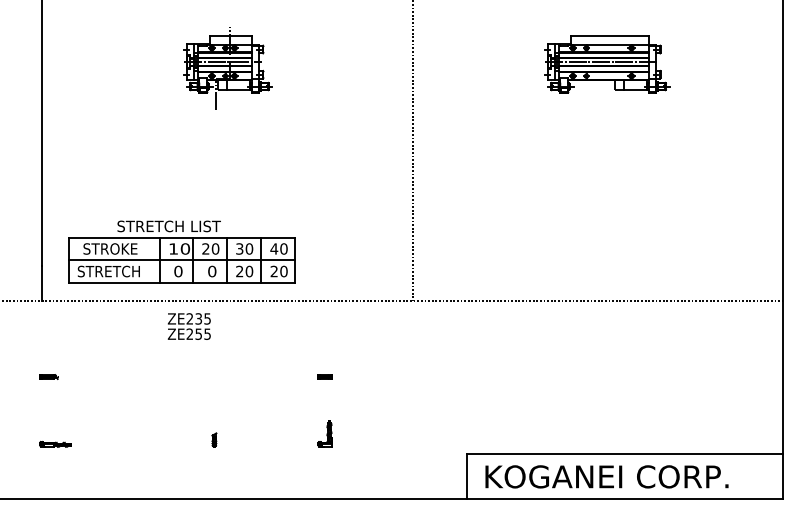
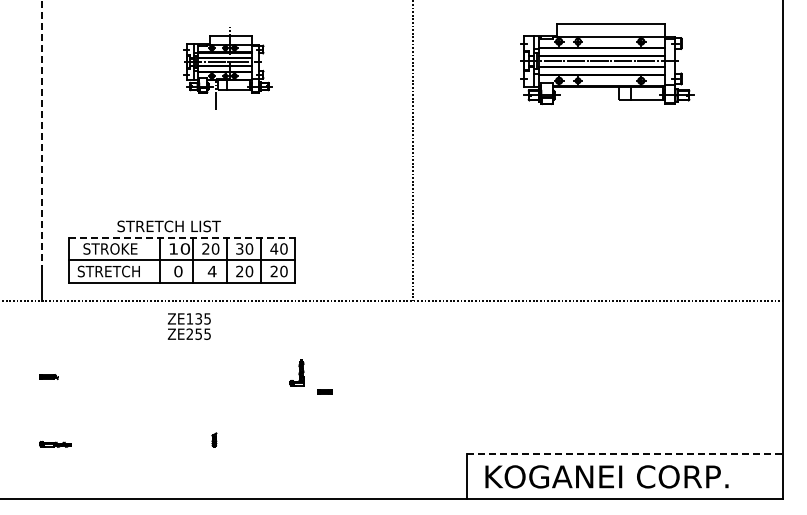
part size: 127x59 px -> 175x82 px (607, 63)
line: solid -> dashed (42, 133)
line: solid -> dashed (182, 237)
text: 0 -> 4 (211, 271)
text: ZE235 -> ZE135 (189, 318)
part position: (324, 376) -> (324, 391) (324, 391)
part position: (324, 433) -> (296, 372) (296, 372)
line: solid -> dashed (624, 454)
